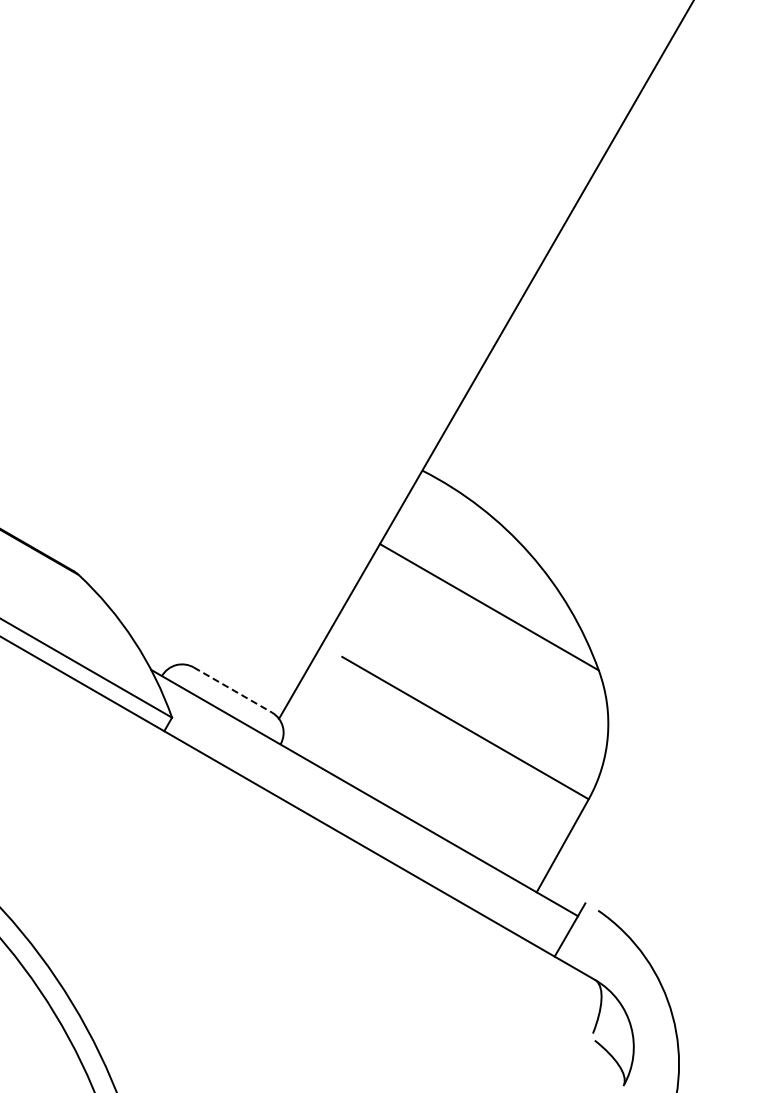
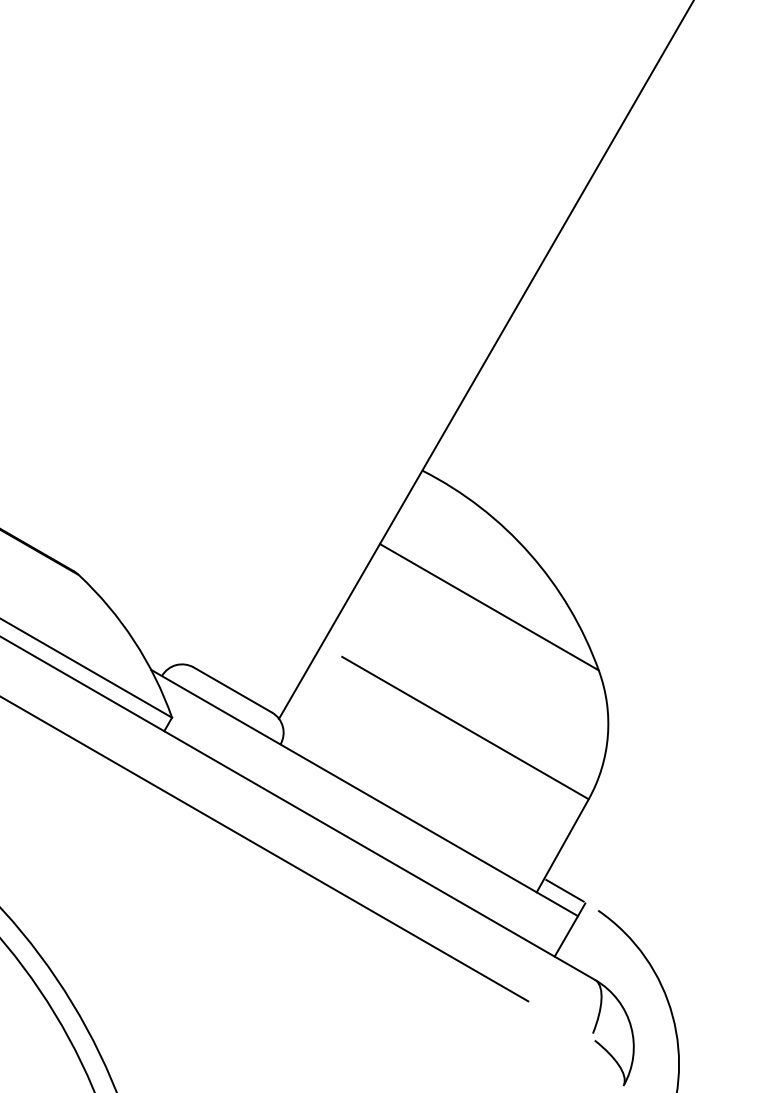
line: dashed -> solid (233, 690)
line: none -> present (265, 849)
line: none -> present (564, 890)
